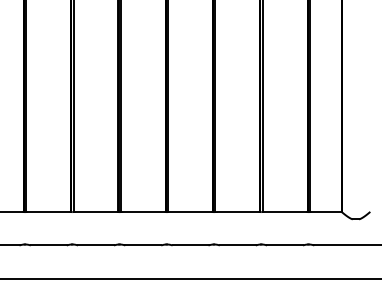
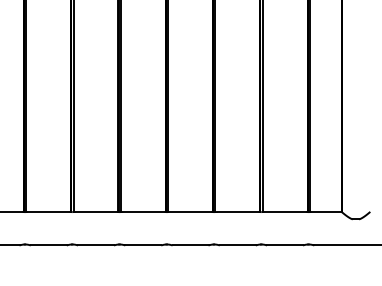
line: present -> none (190, 278)
